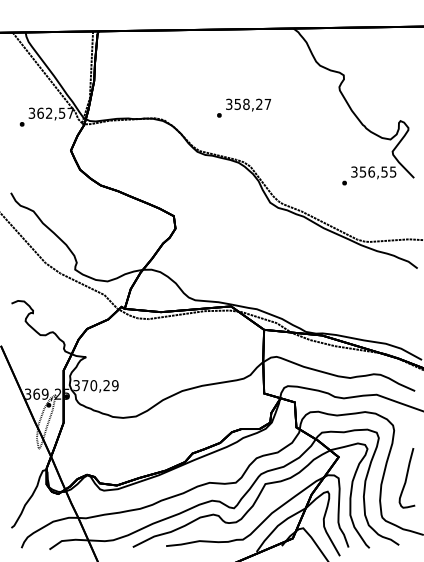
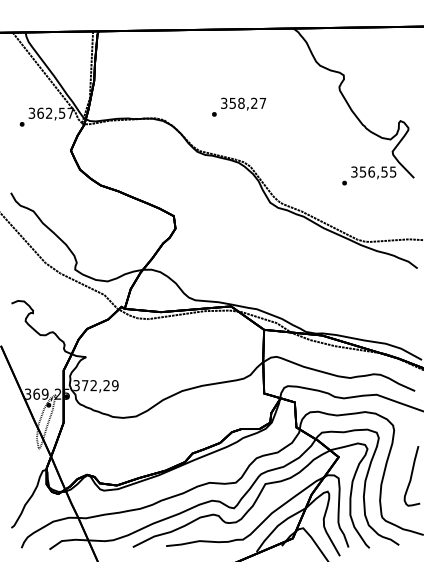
text position: (244, 107) -> (239, 106) (239, 106)
text: 370,29 -> 372,29 (93, 385)
curve position: (406, 478) -> (411, 476) (411, 476)
